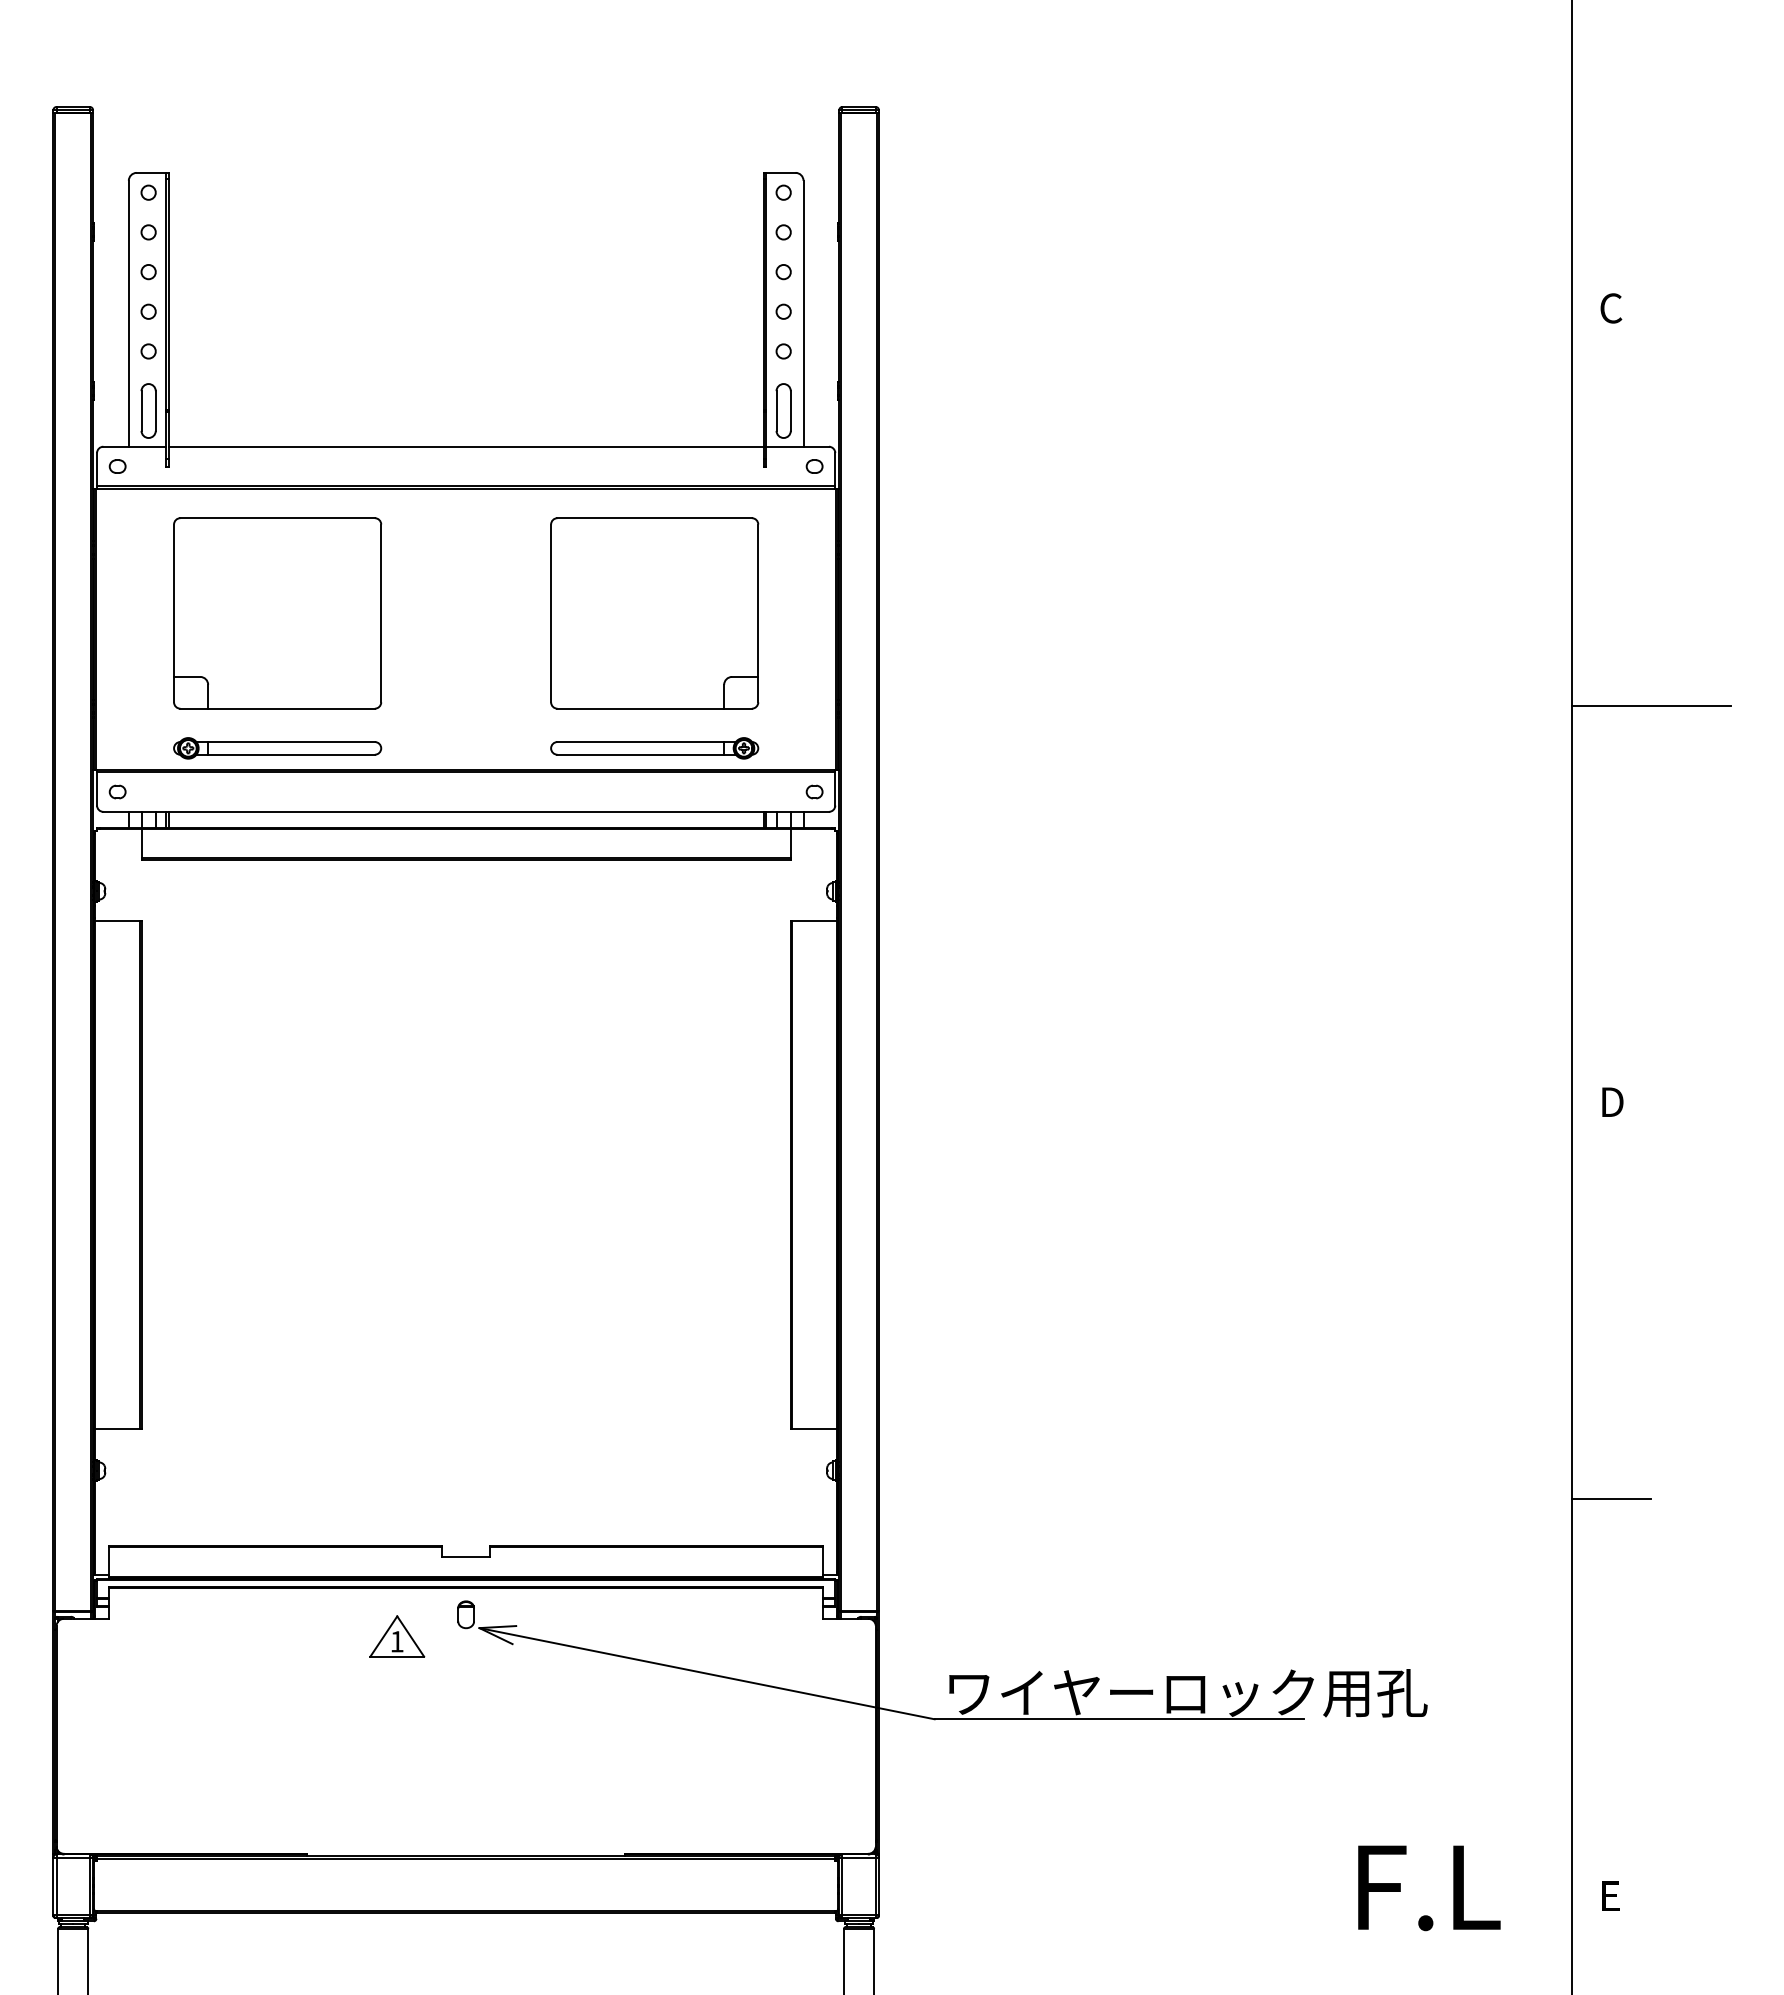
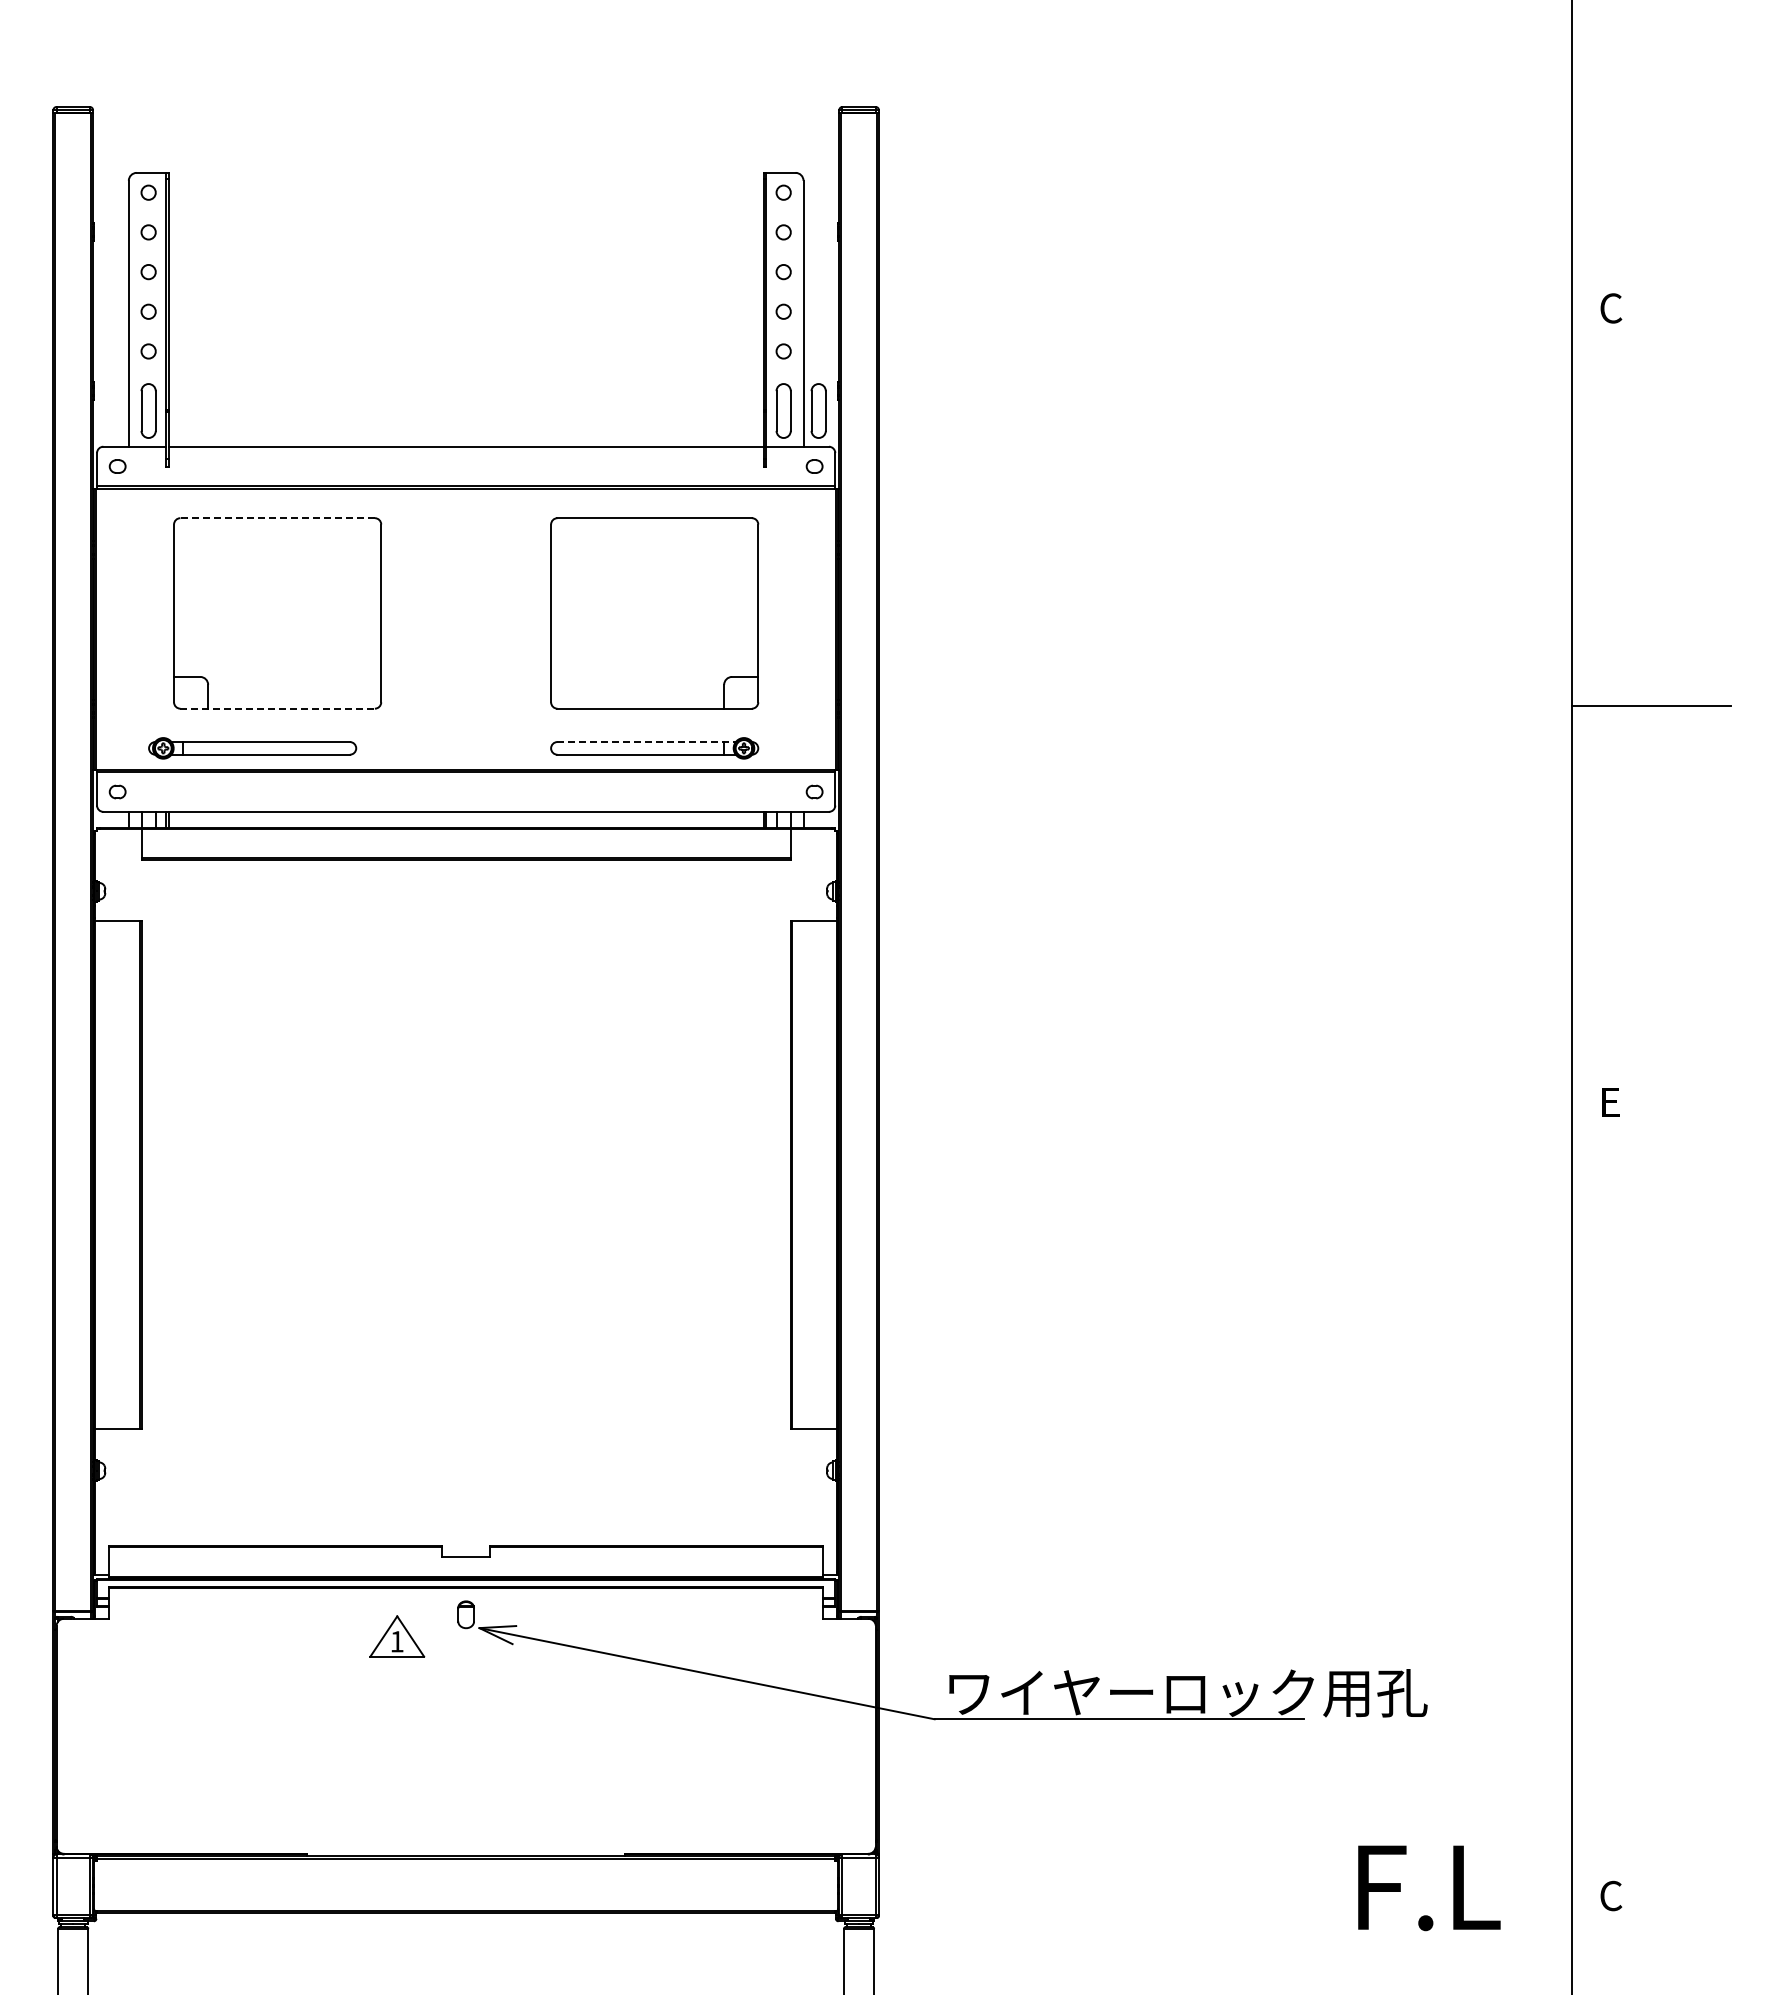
part: none -> present (818, 410)
line: solid -> dashed (277, 518)
line: solid -> dashed (278, 708)
line: solid -> dashed (647, 742)
part position: (277, 748) -> (252, 748) (252, 748)
text: D -> E (1612, 1101)
line: present -> none (1611, 1499)
text: E -> C (1611, 1895)
